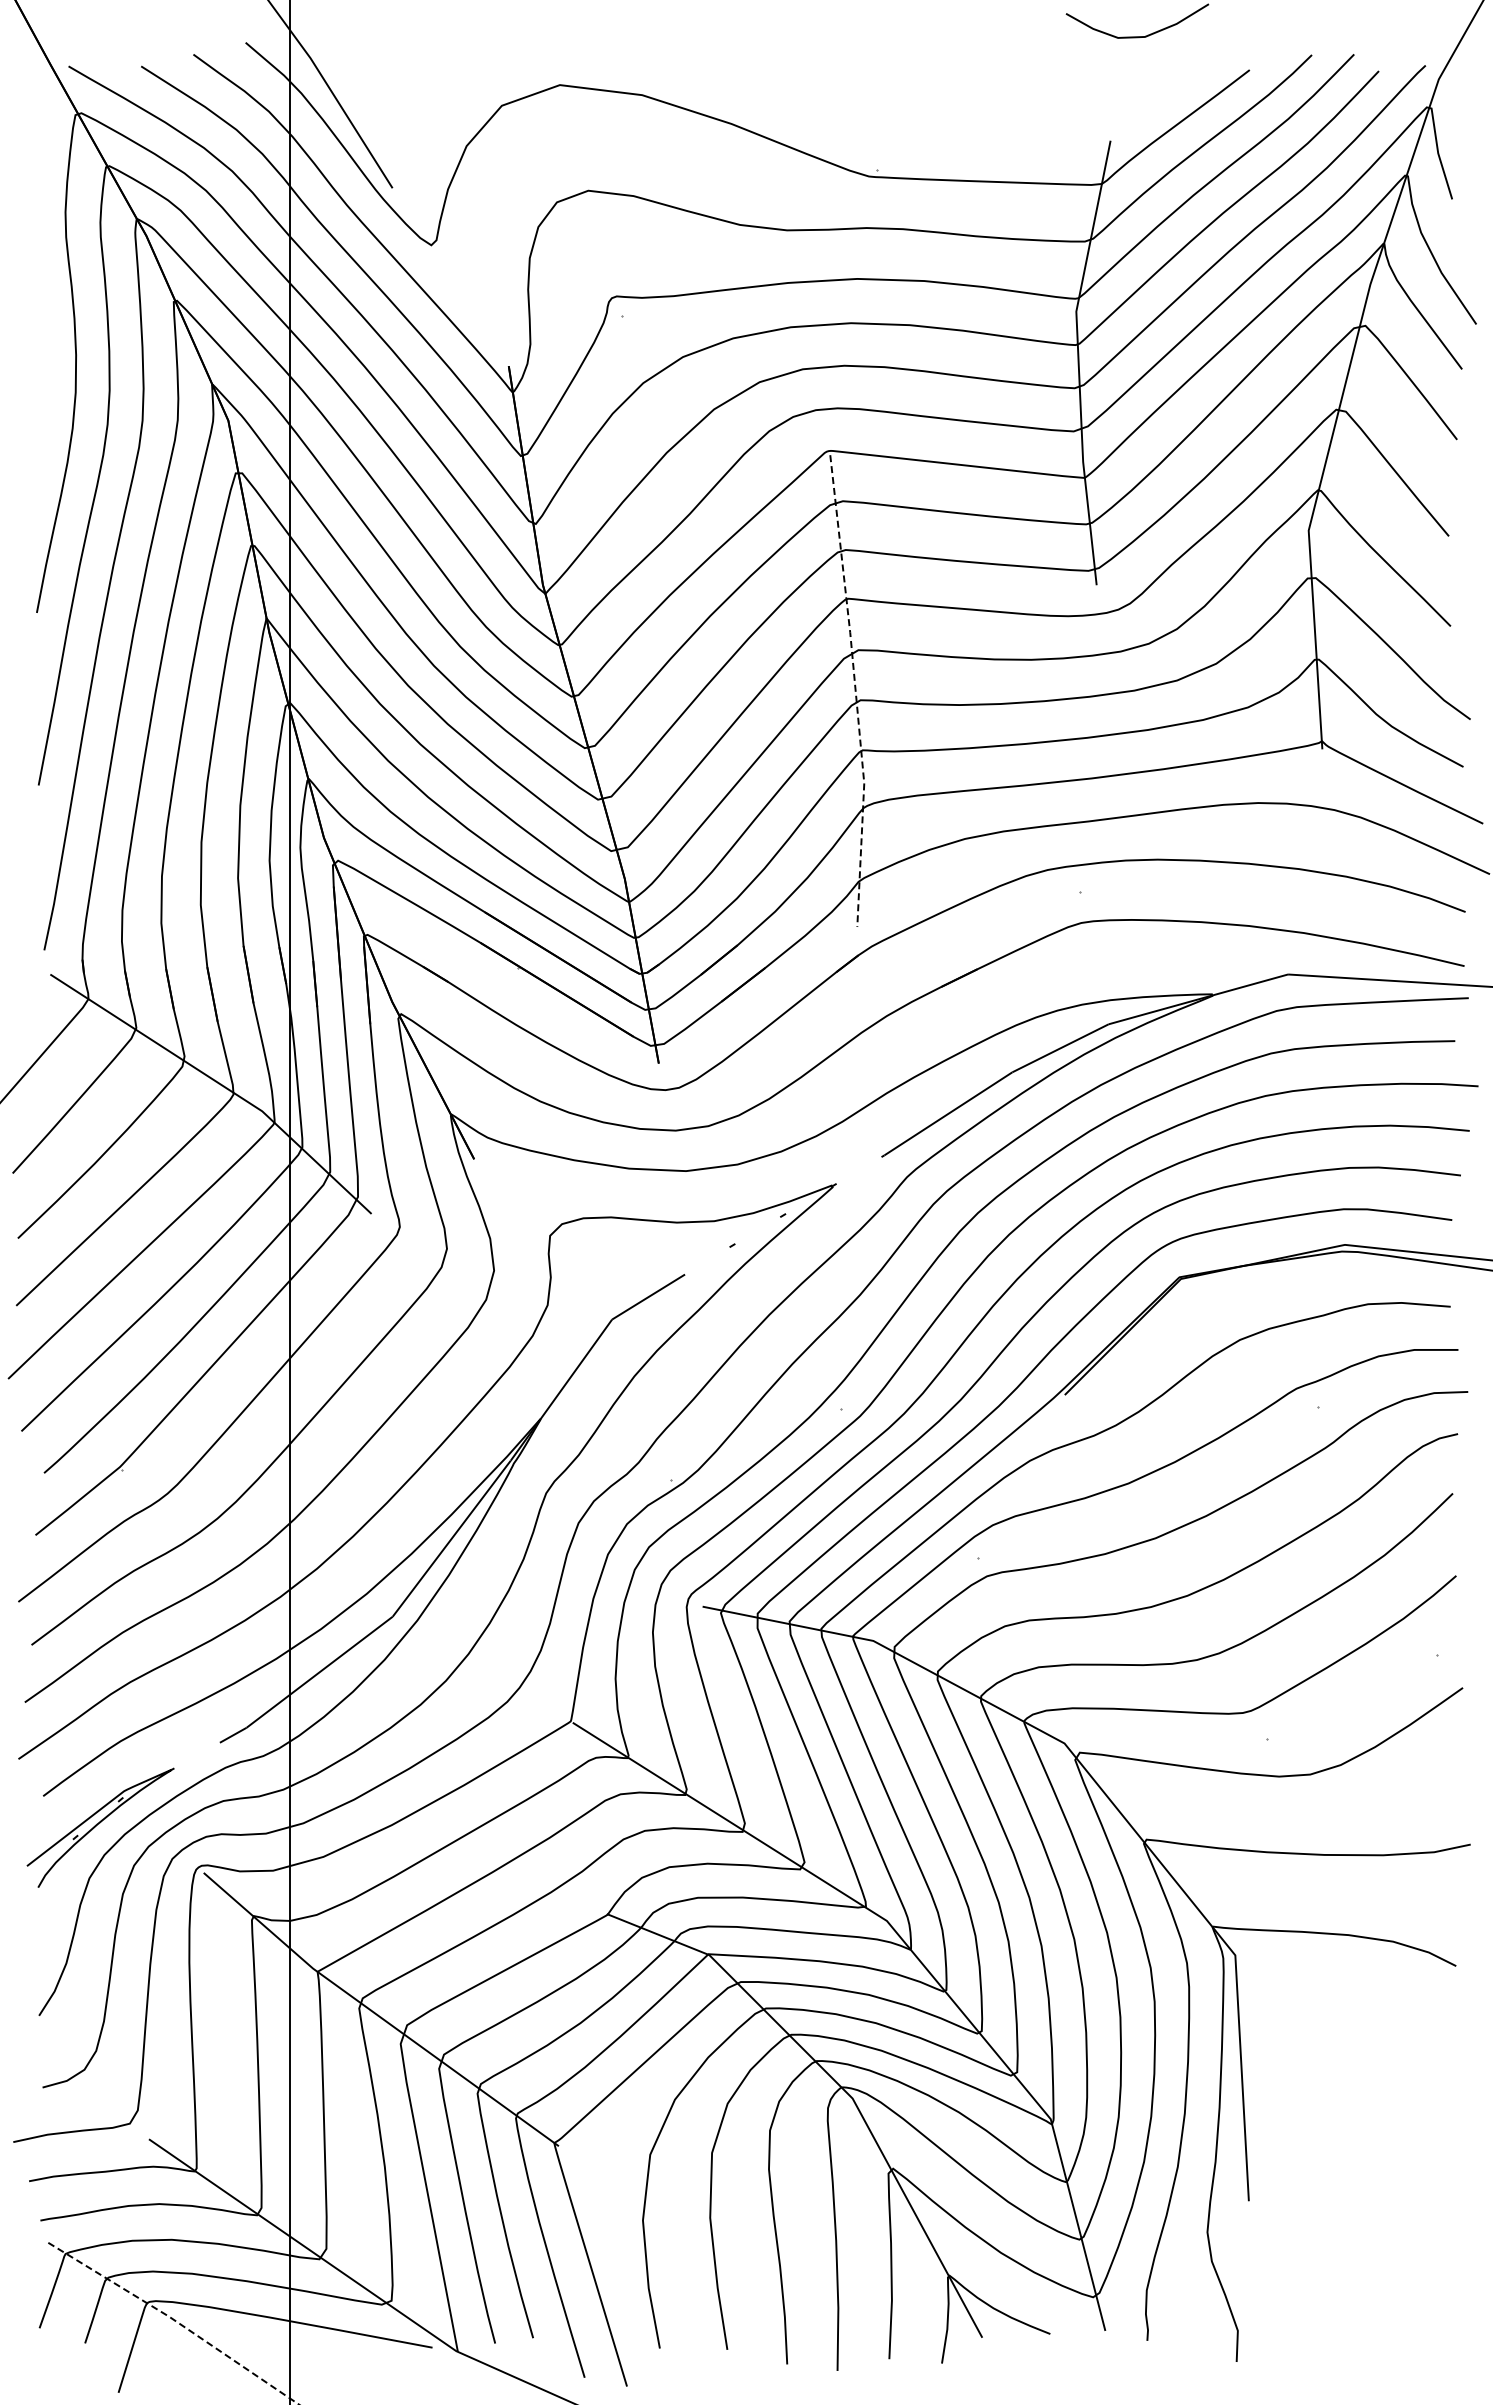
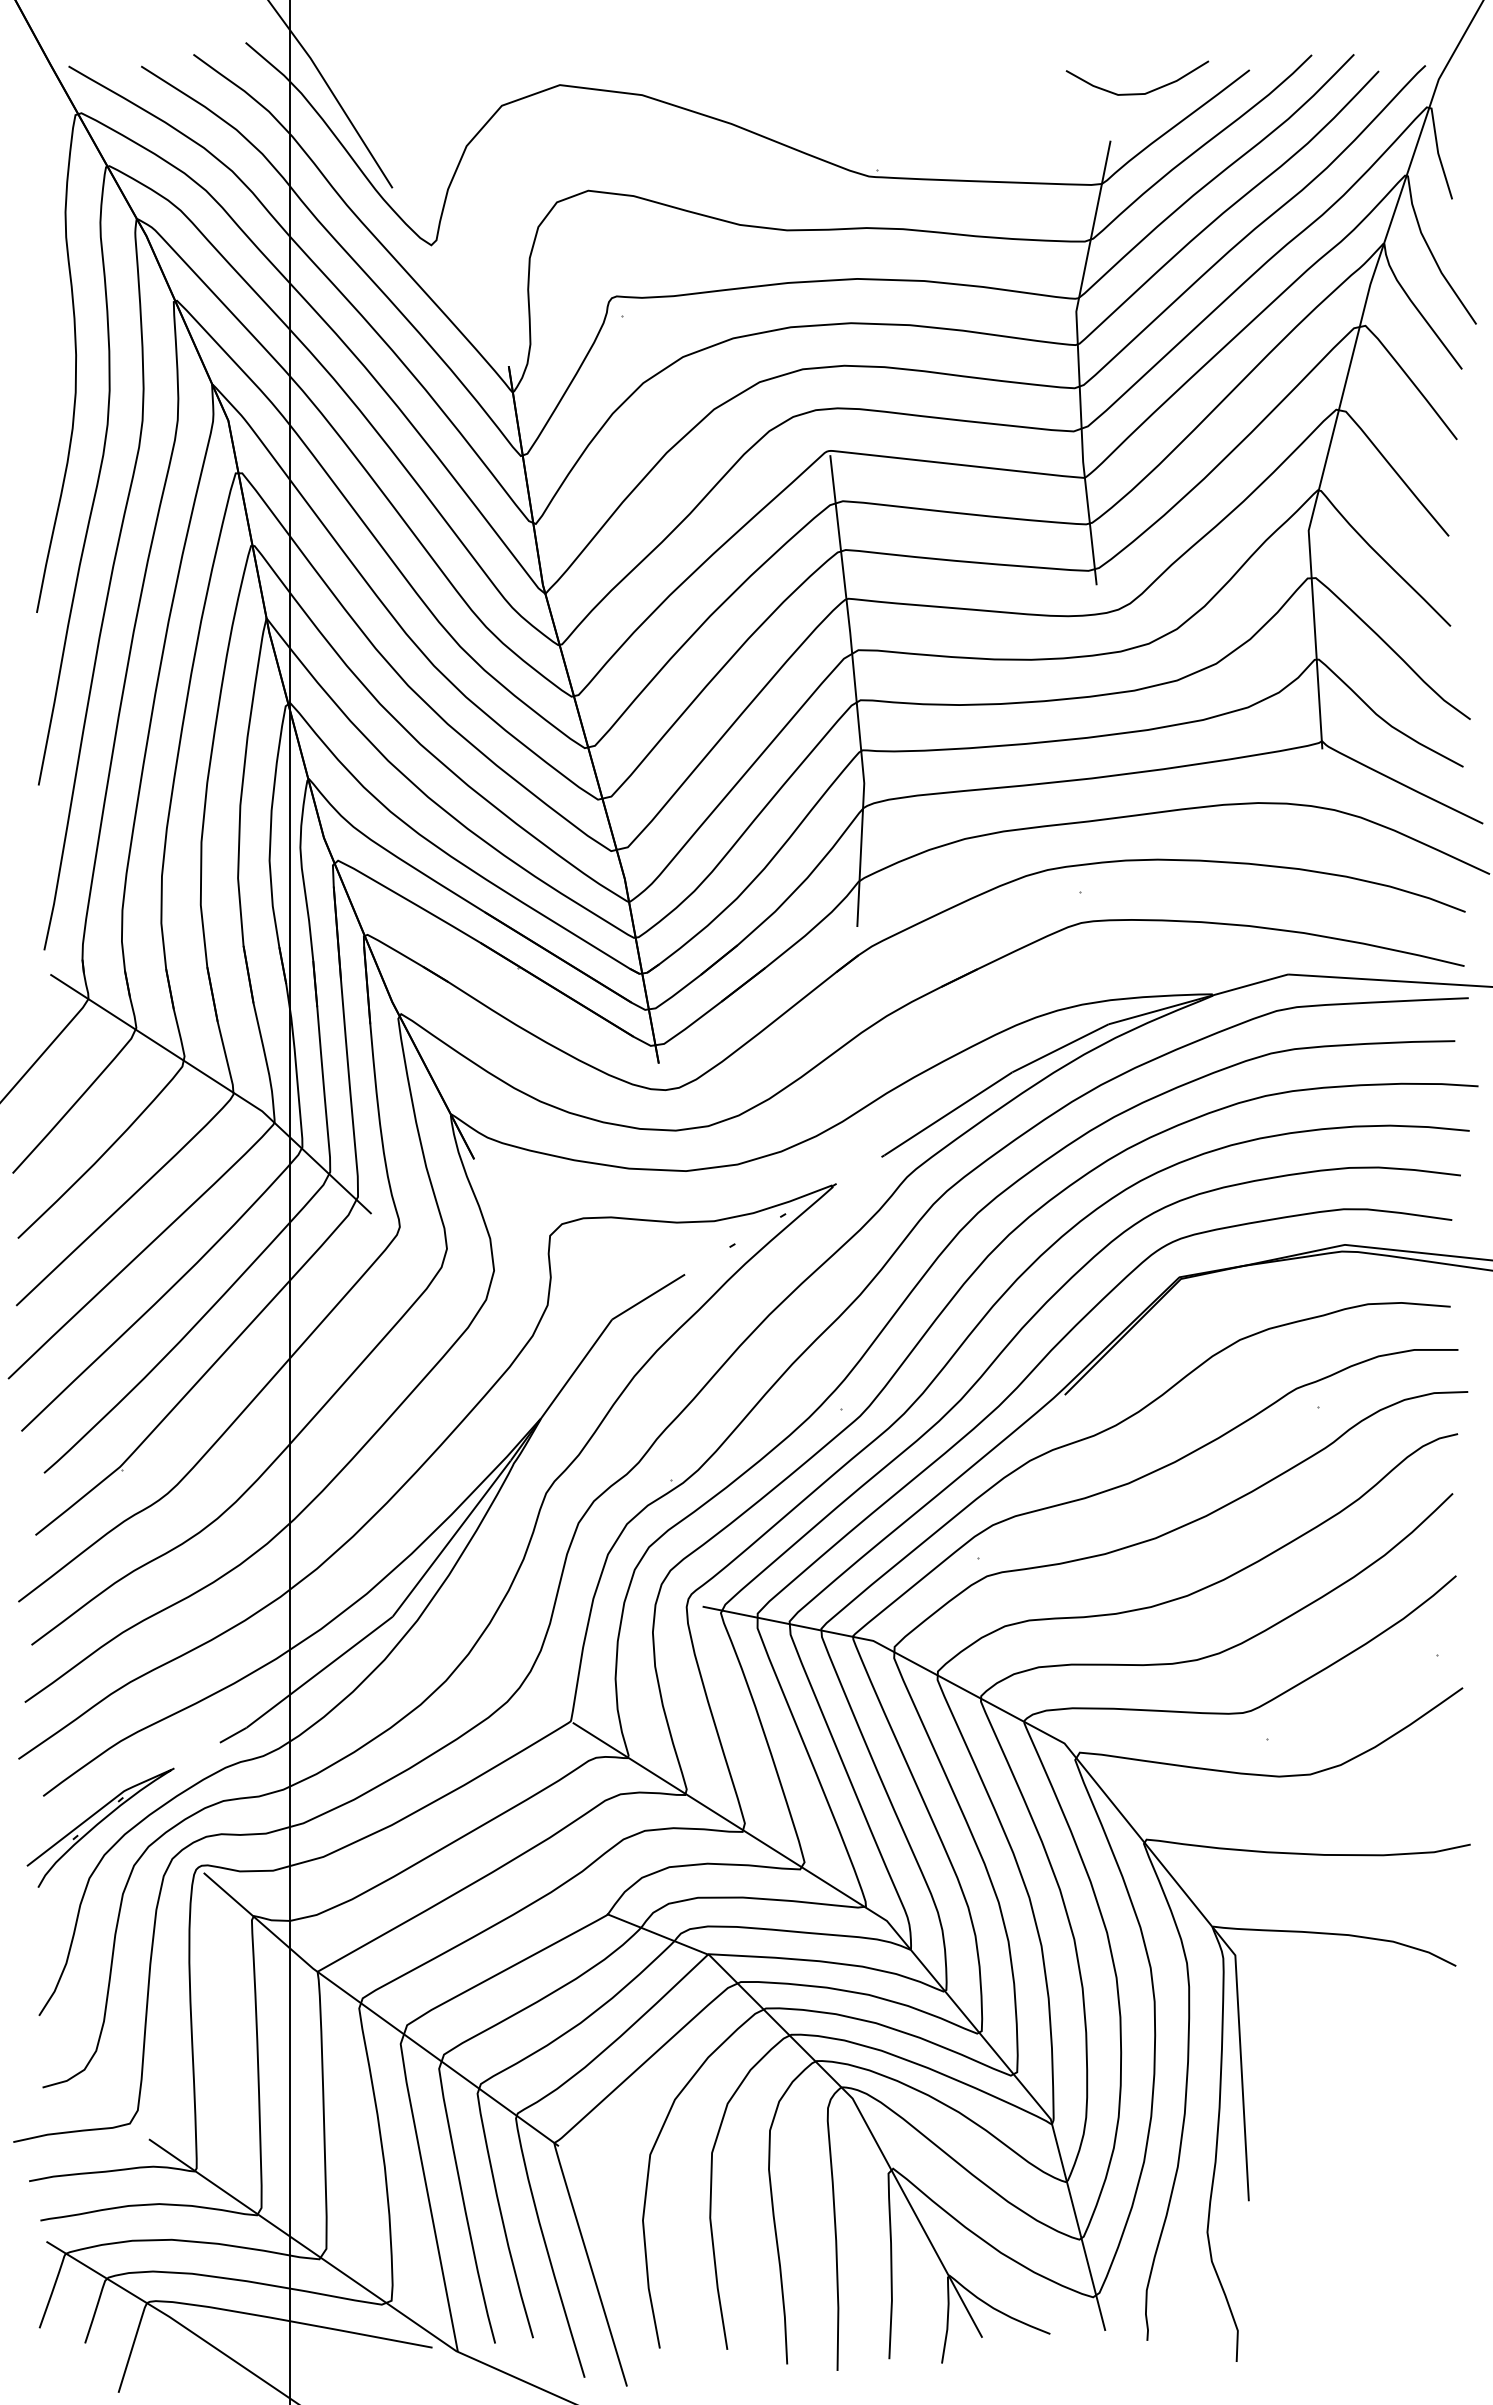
curve position: (1137, 36) -> (1137, 93) (1137, 93)
line: dashed -> solid (855, 691)
line: dashed -> solid (173, 2319)
